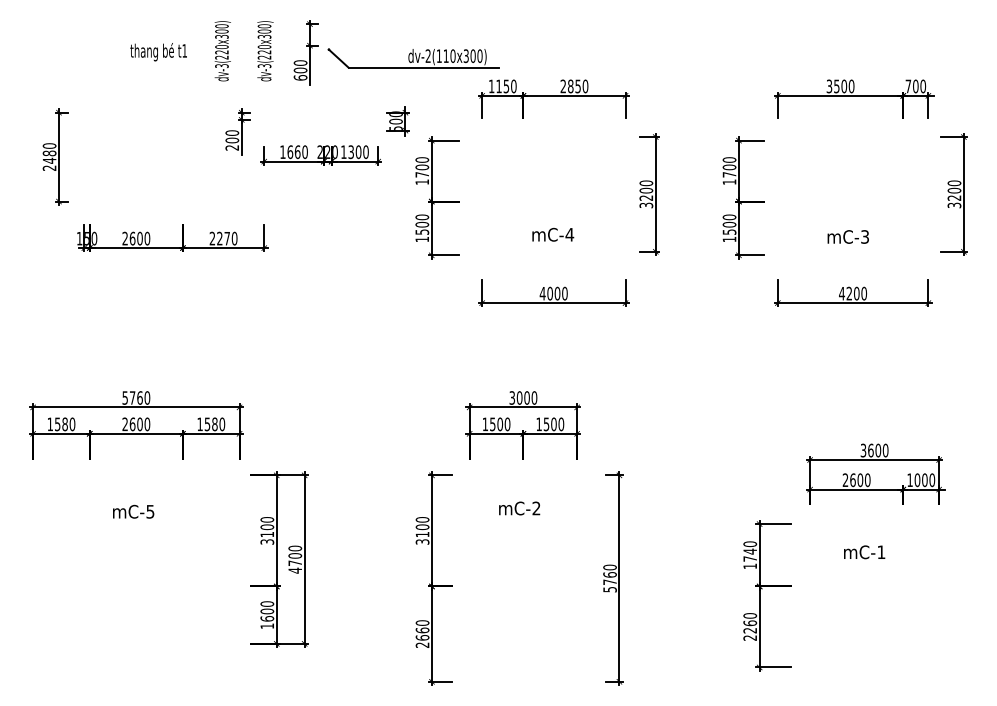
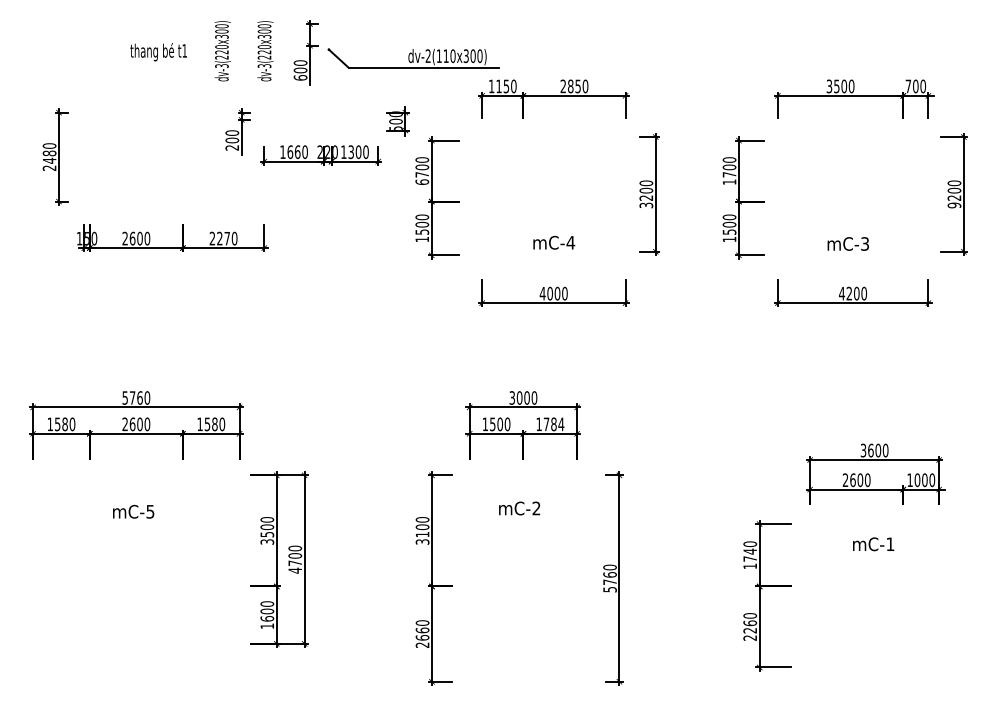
text: 1700 -> 6700 (422, 181)
text: 3200 -> 9200 (953, 205)
text position: (553, 234) -> (554, 242) (554, 242)
text position: (847, 236) -> (847, 243) (847, 243)
text: 1500 -> 1784 (553, 424)
text: 3100 -> 3500 (267, 534)
text position: (864, 552) -> (873, 544) (873, 544)
